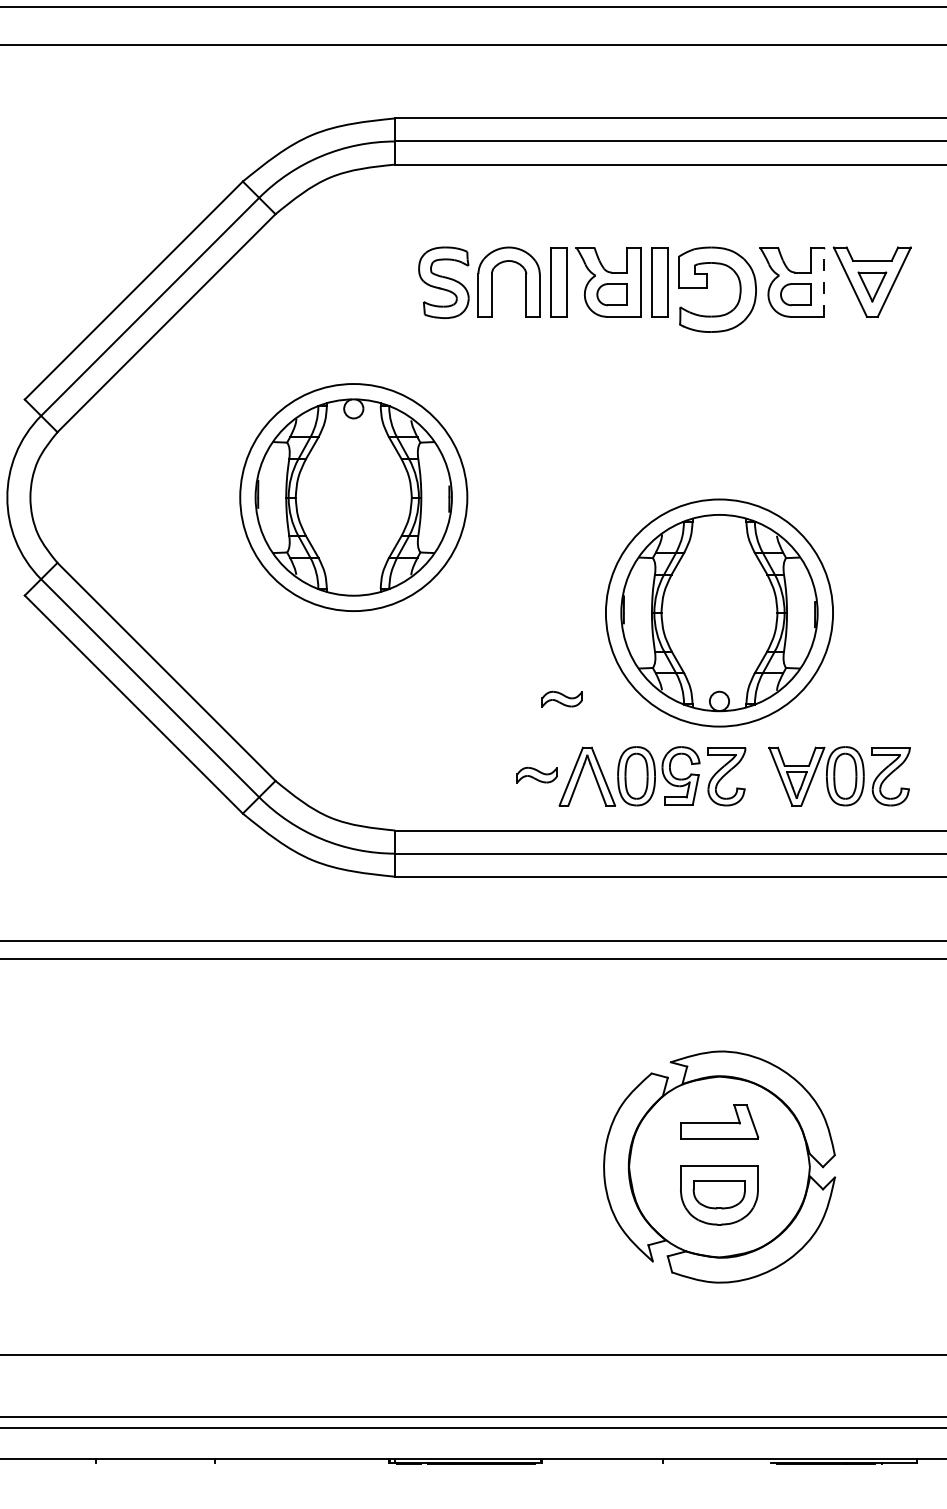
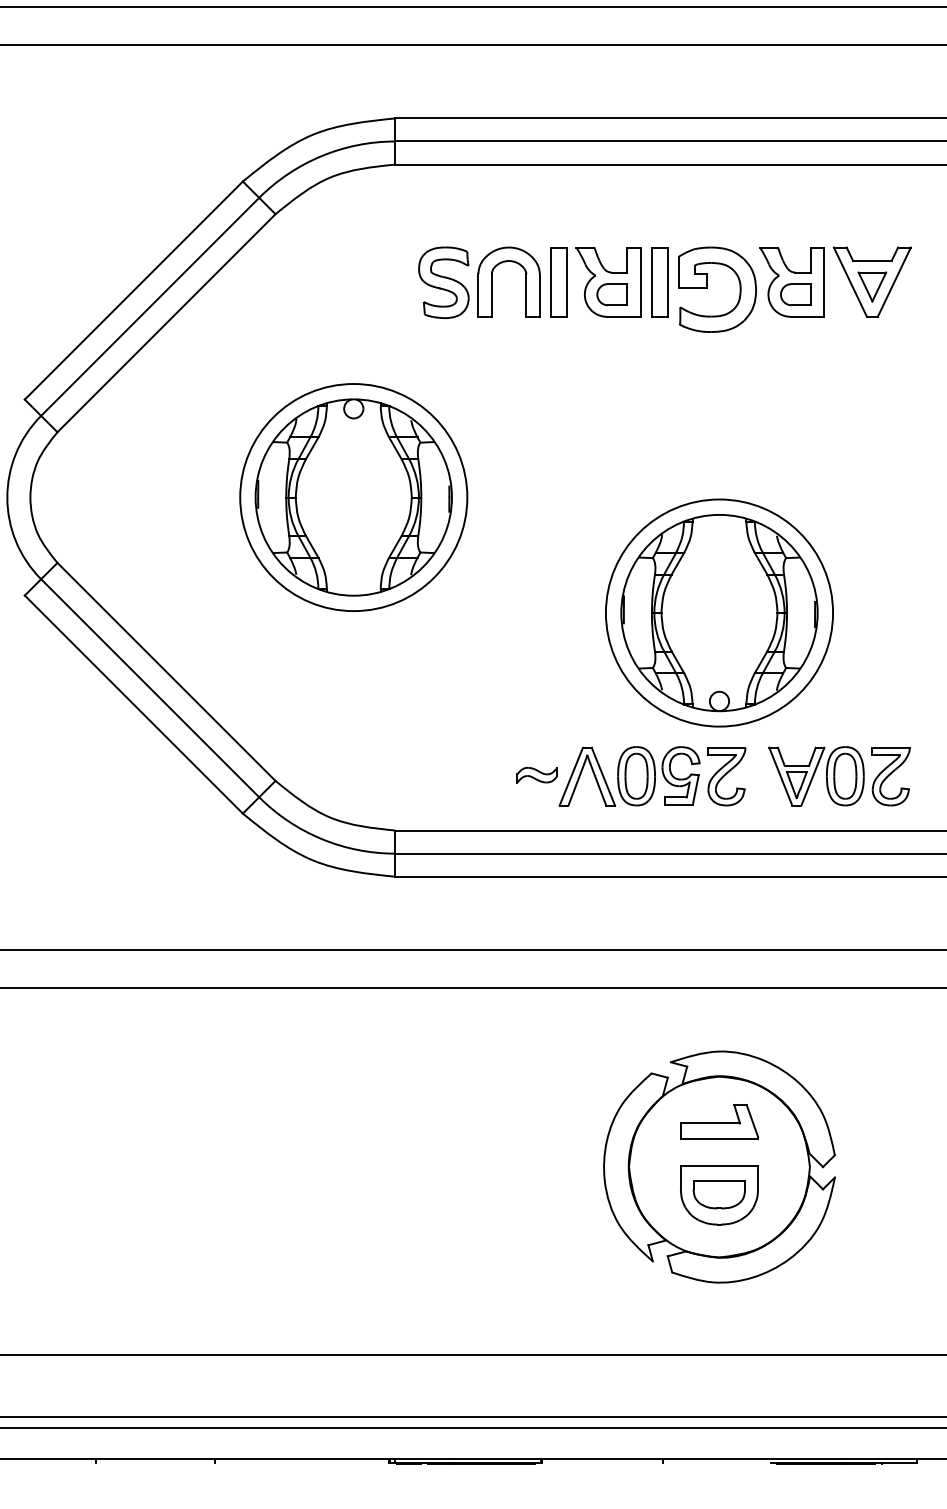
line: dashed -> solid (824, 282)
part: present -> none (561, 698)
line position: (472, 940) -> (472, 949) (472, 949)
line position: (472, 959) -> (472, 988) (472, 988)
